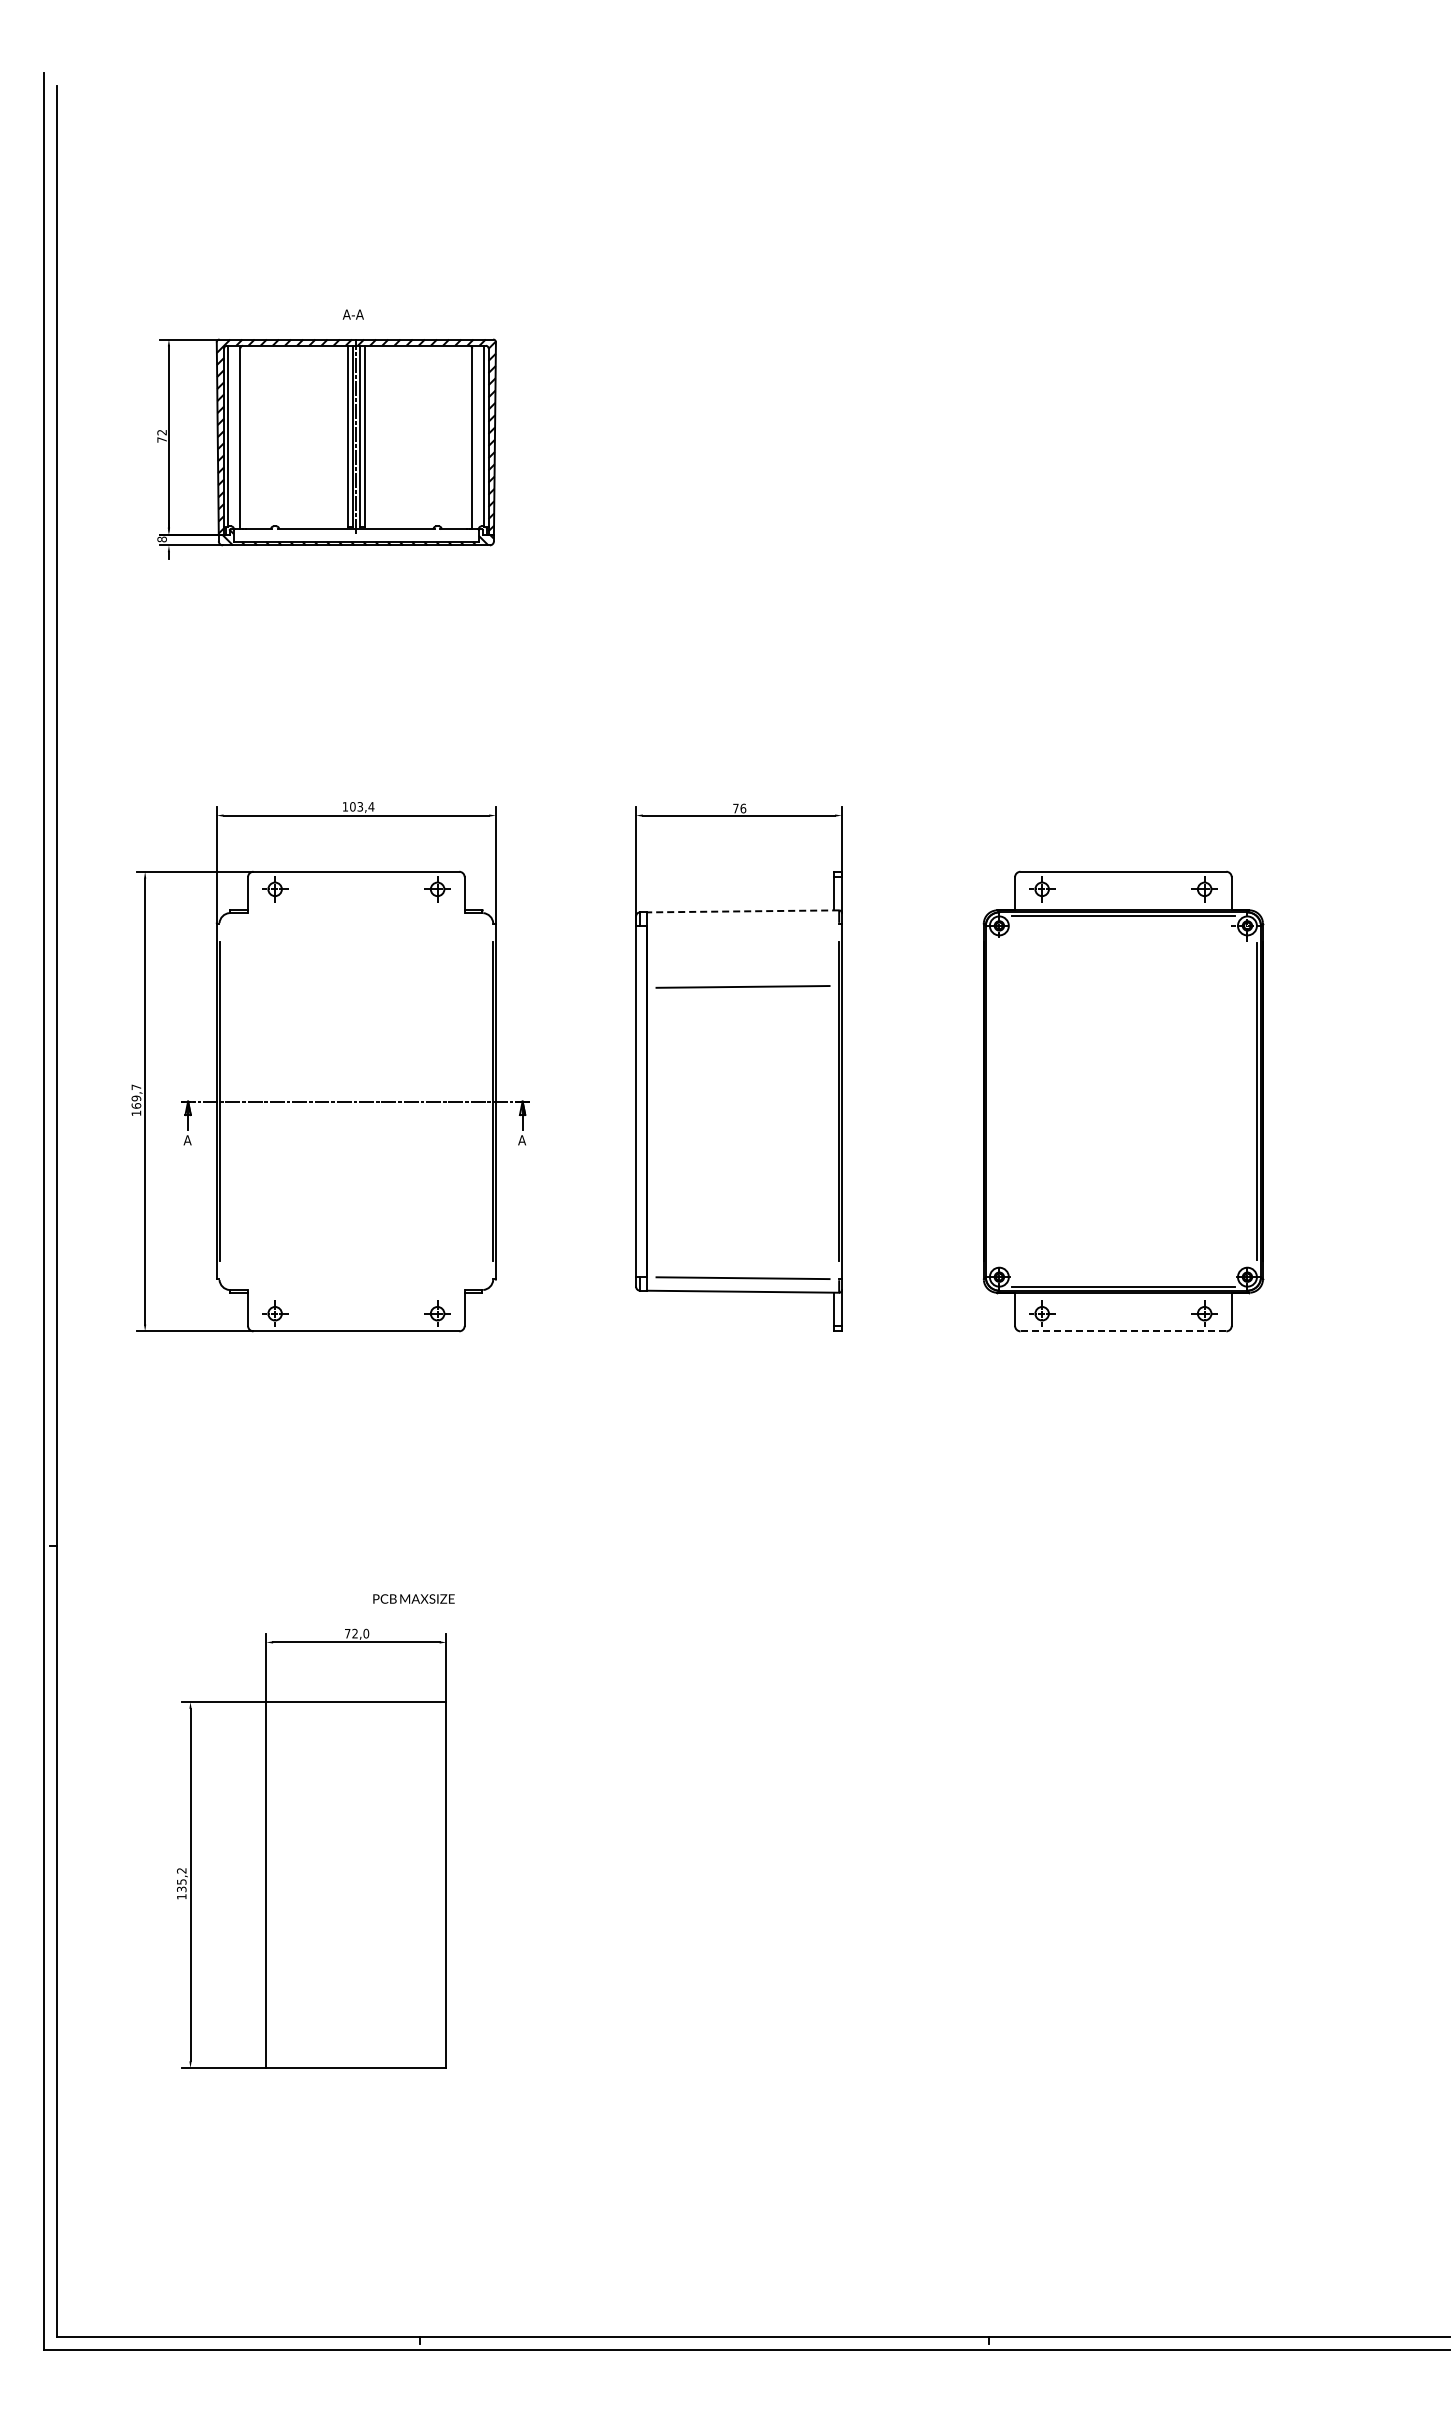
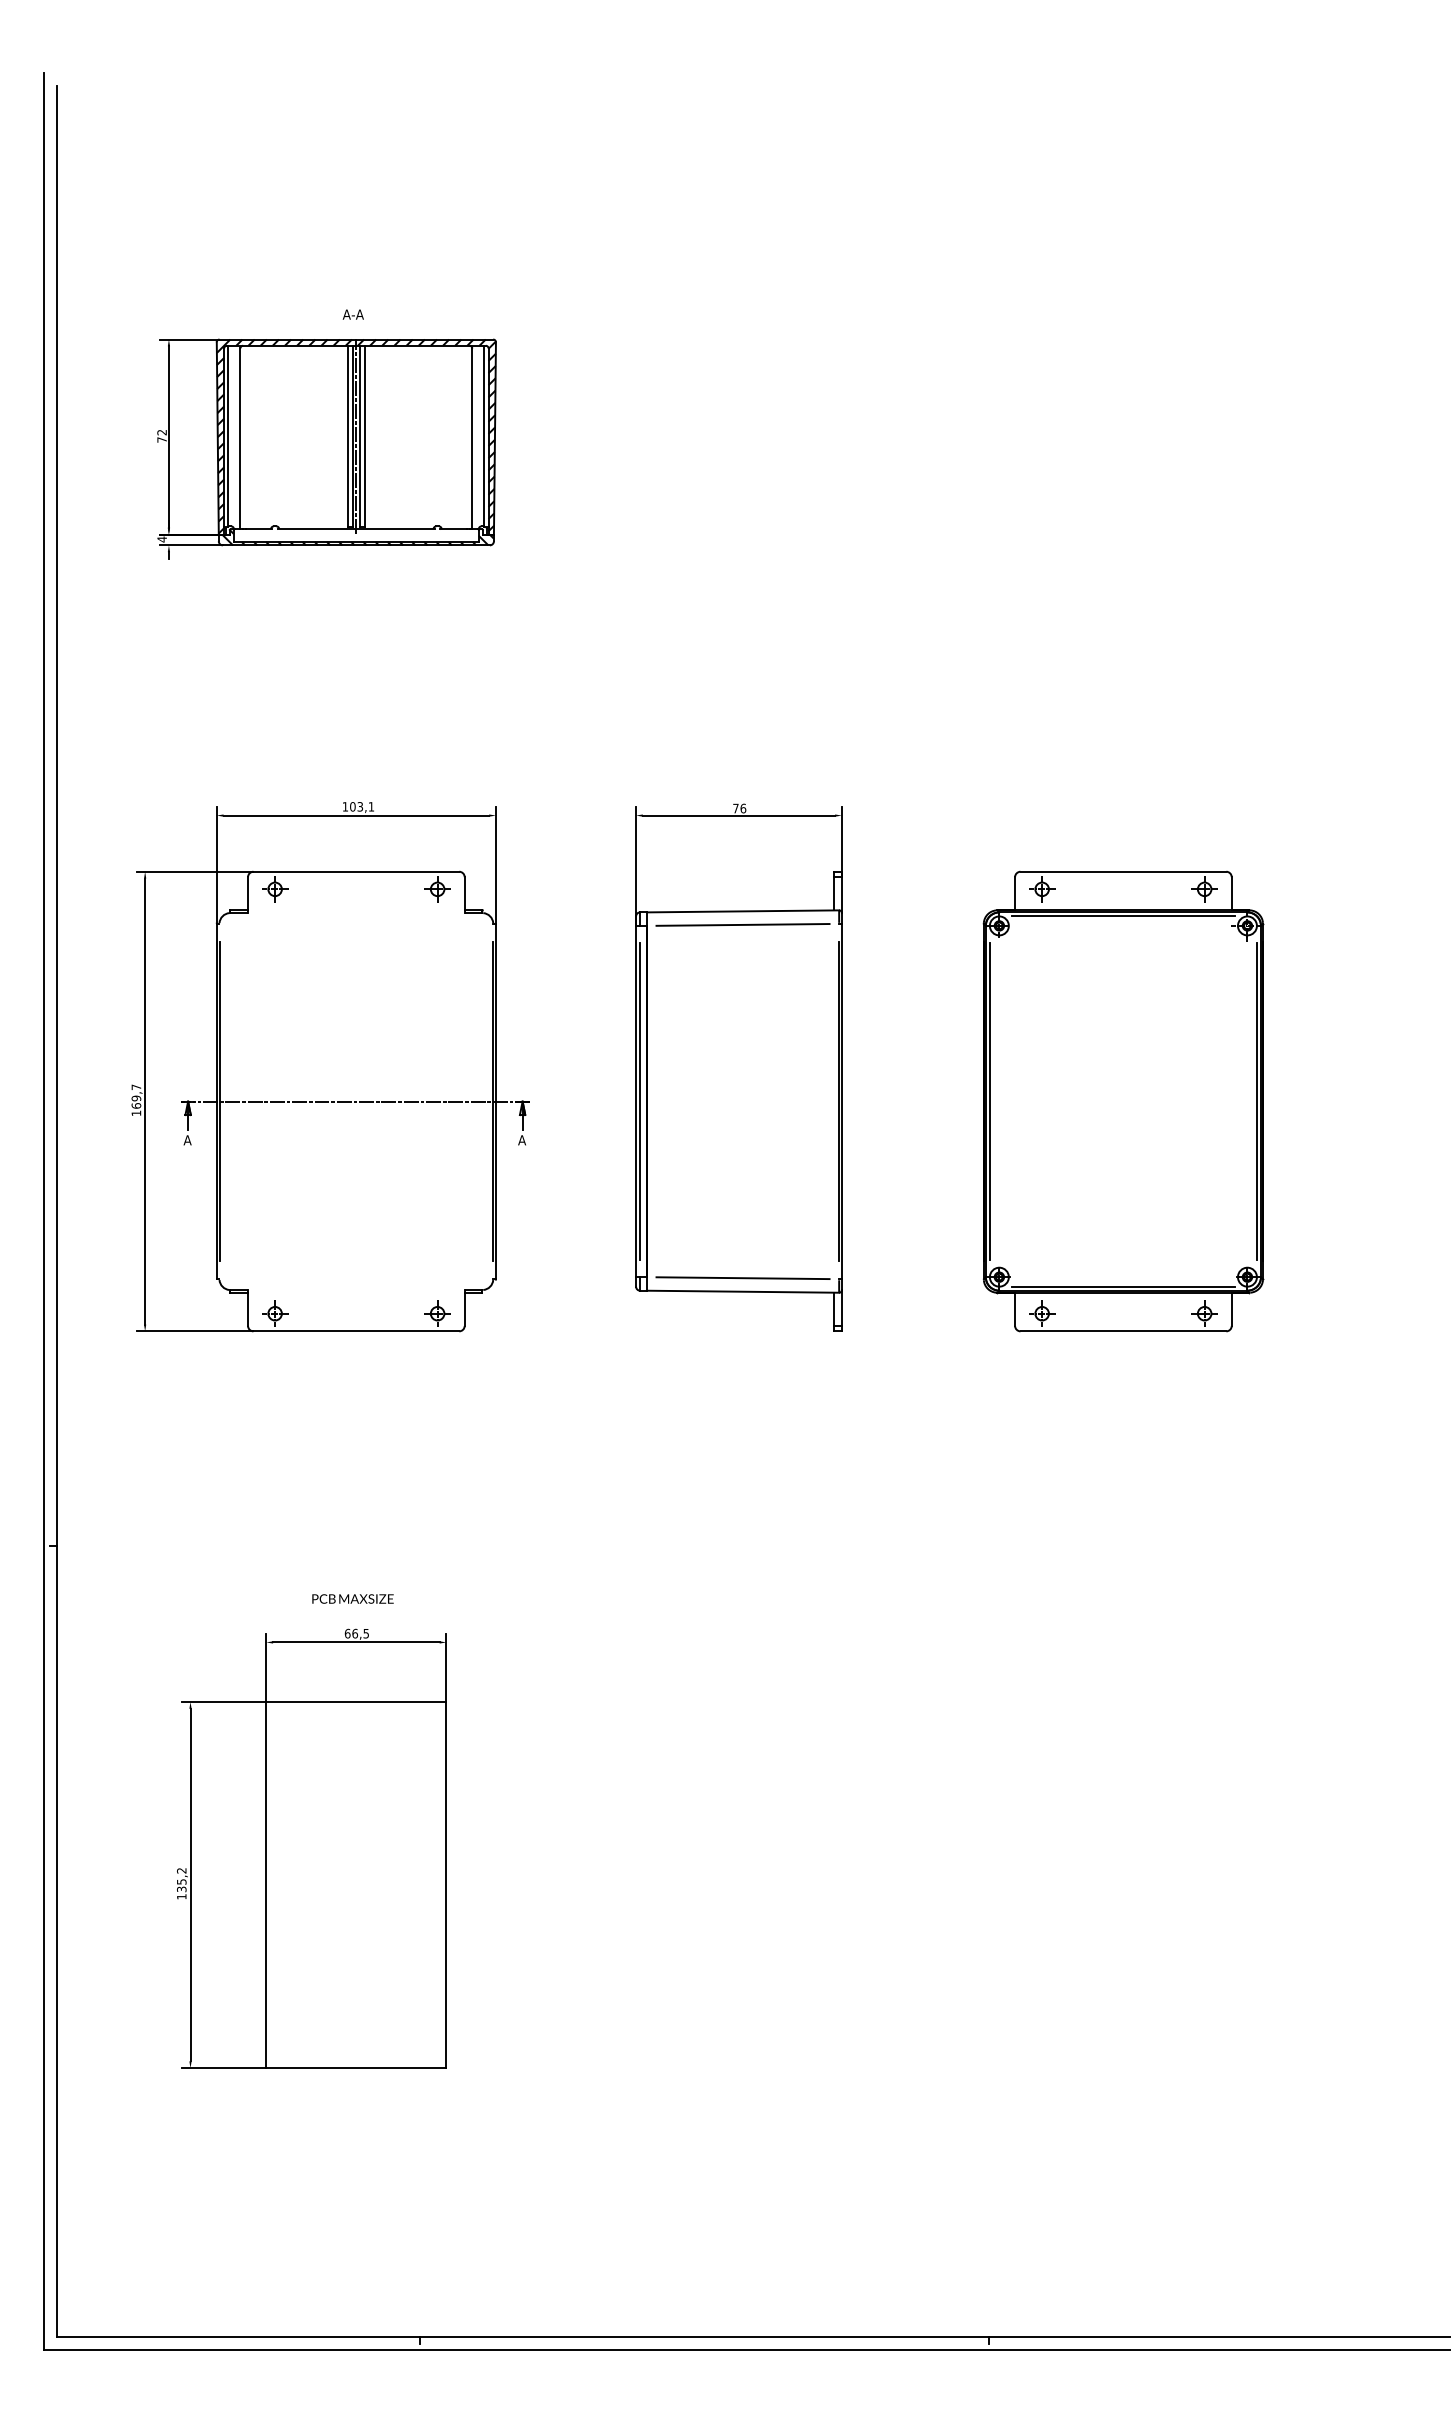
text: 8 -> 4 (161, 539)
text: 103,4 -> 103,1 (371, 806)
line: dashed -> solid (742, 911)
line position: (742, 986) -> (742, 924) (742, 924)
line: none -> present (640, 1101)
line: none -> present (989, 1101)
line: dashed -> solid (1123, 1331)
text position: (413, 1598) -> (352, 1598) (352, 1598)
text: 72,0 -> 66,5 (356, 1633)
